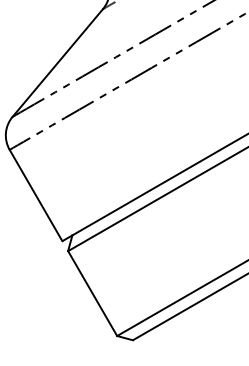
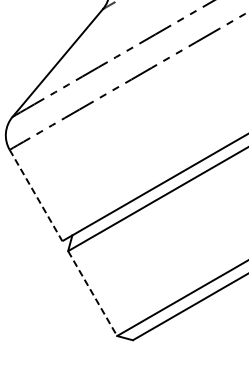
line: solid -> dashed (36, 195)
line: solid -> dashed (92, 293)
